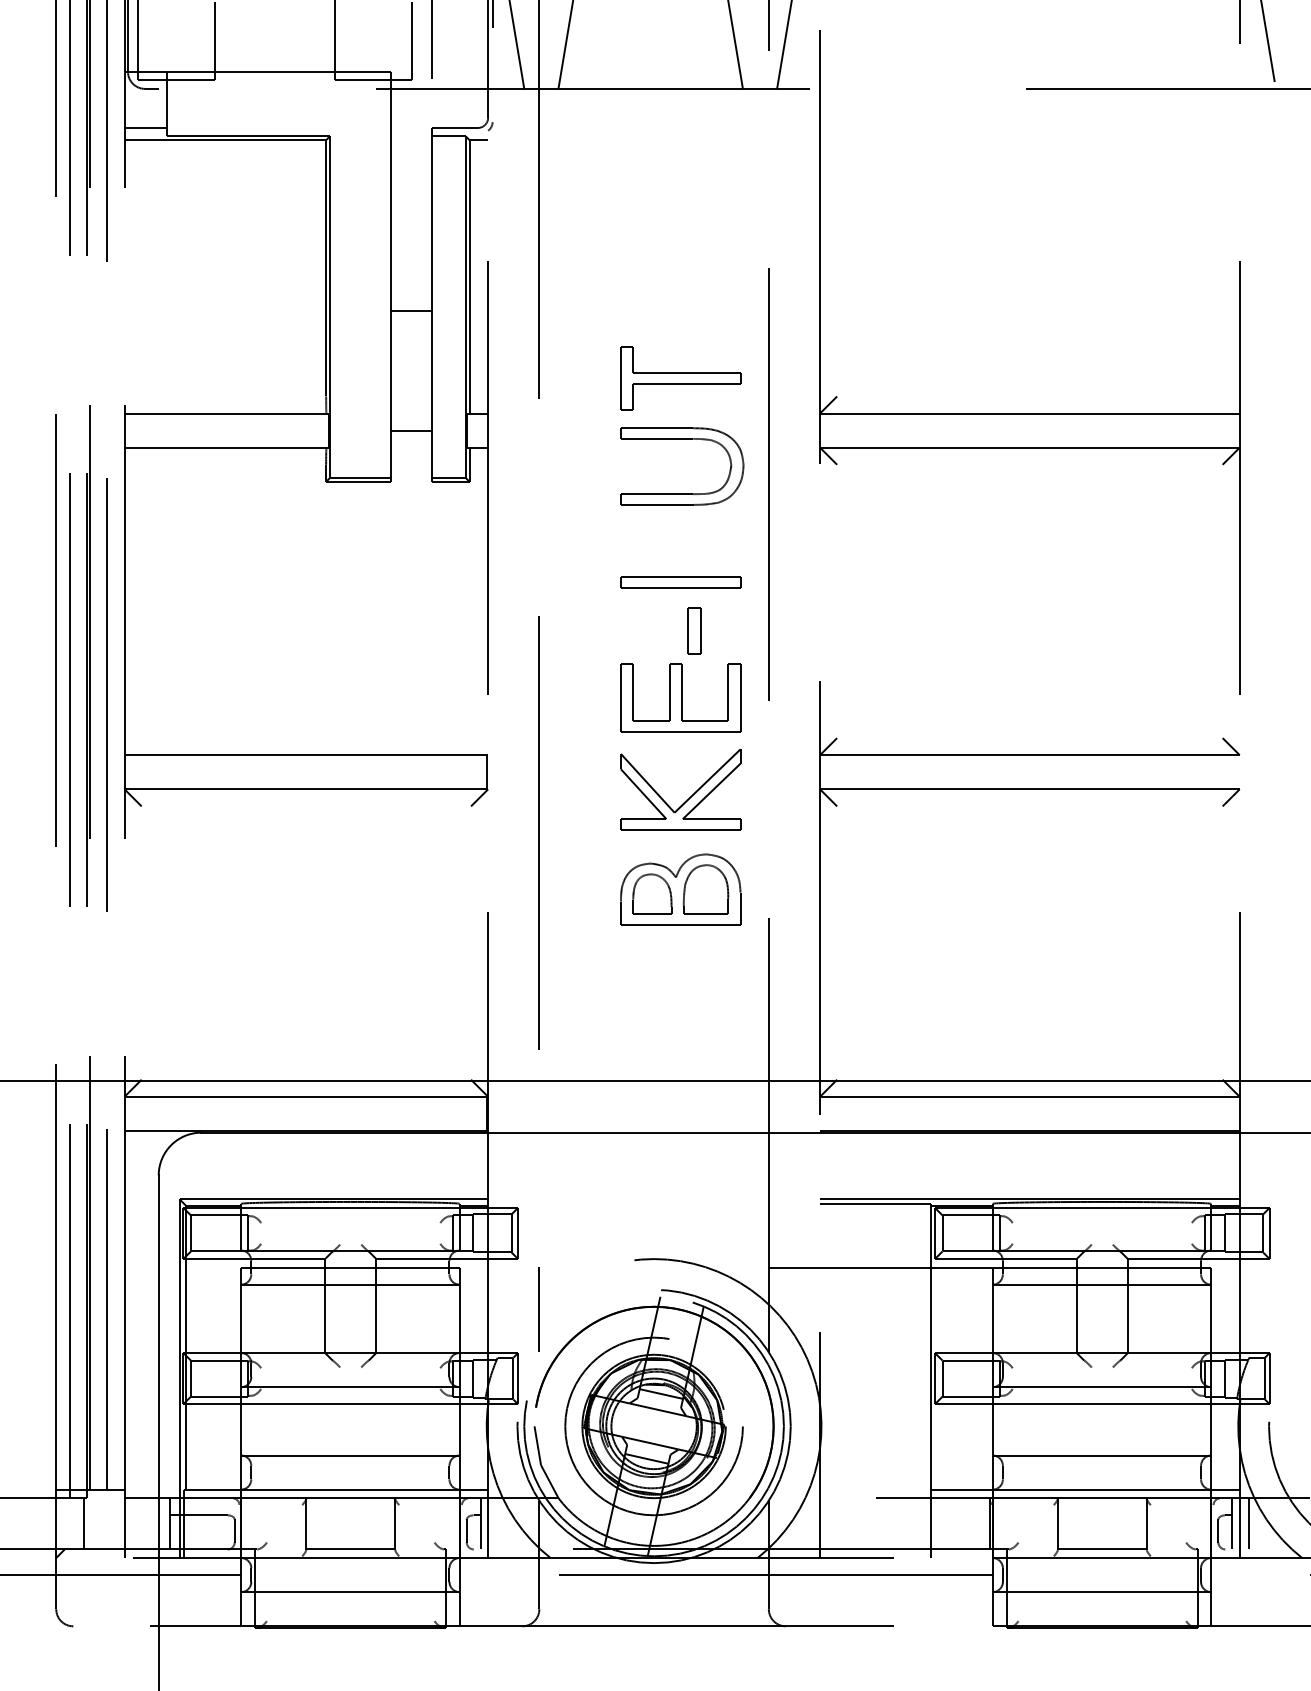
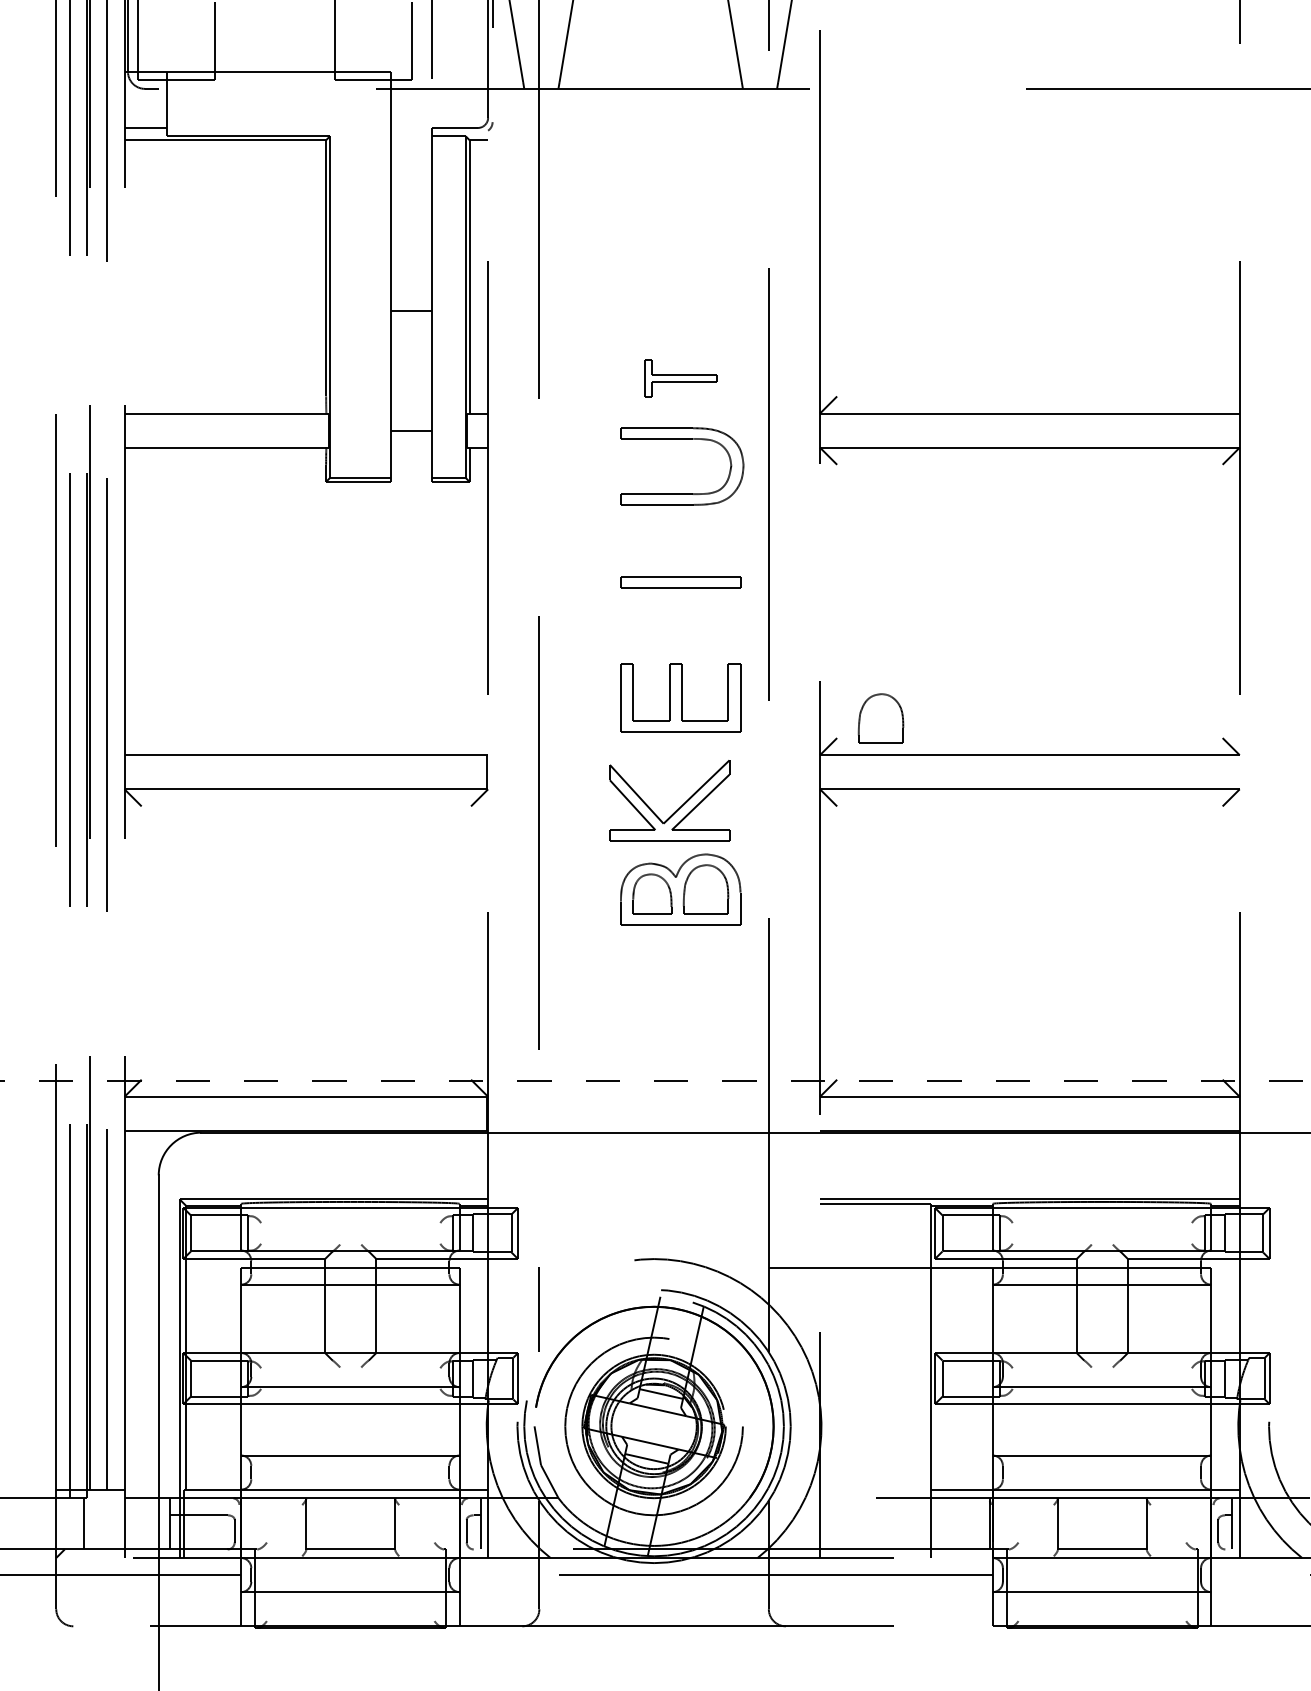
line: present -> none (1267, 42)
part size: 122x65 px -> 74x39 px (680, 378)
part: present -> none (694, 630)
part: none -> present (880, 718)
part position: (687, 798) -> (676, 809) (676, 809)
line: solid -> dashed (655, 1081)
line: present -> none (1249, 1523)
